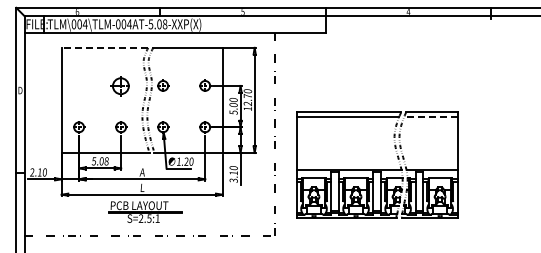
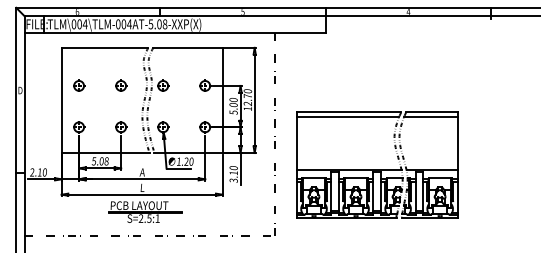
line: dashed -> solid (104, 47)
part: none -> present (79, 85)
part size: 20x21 px -> 13x13 px (121, 85)
line: dashed -> solid (430, 116)
